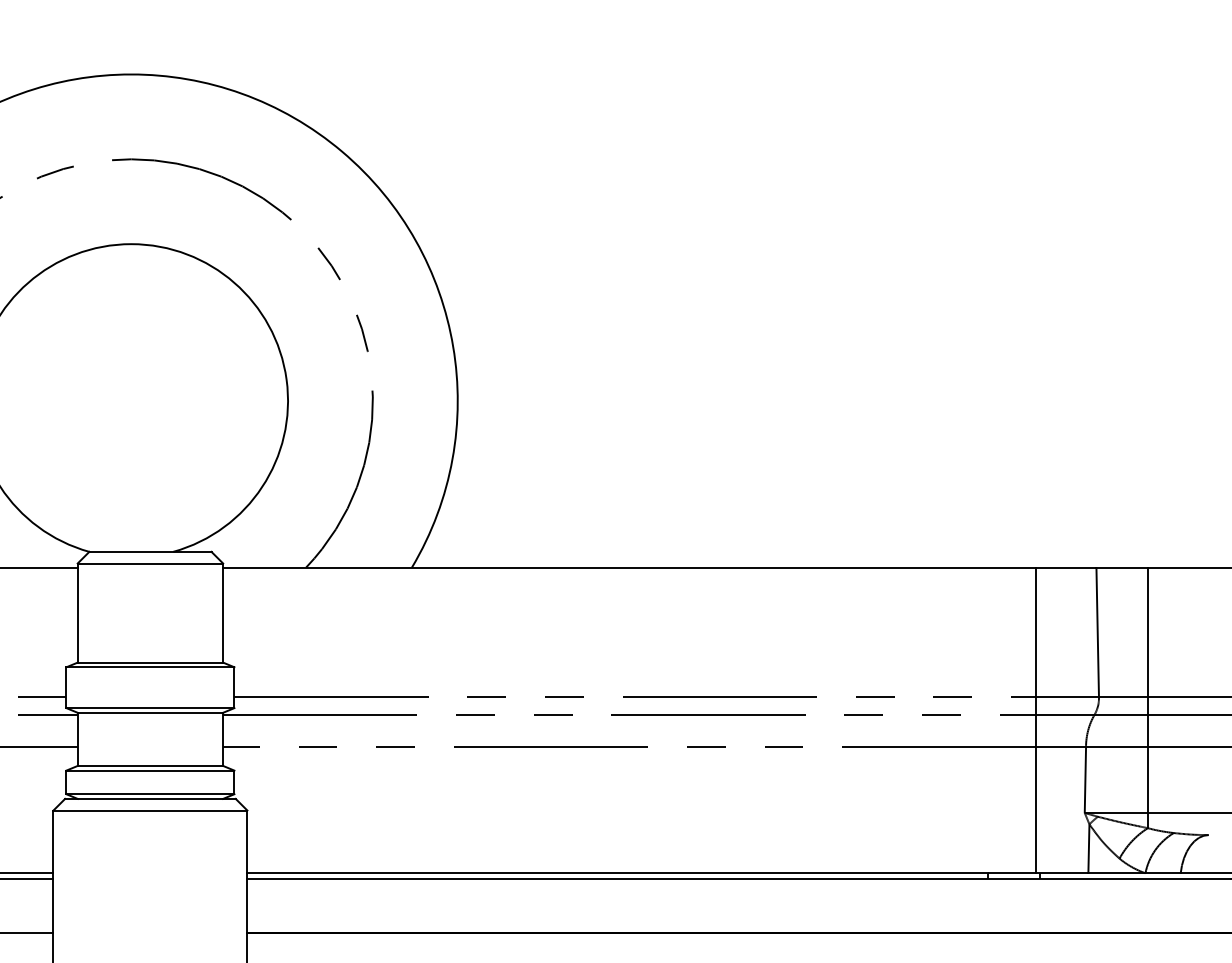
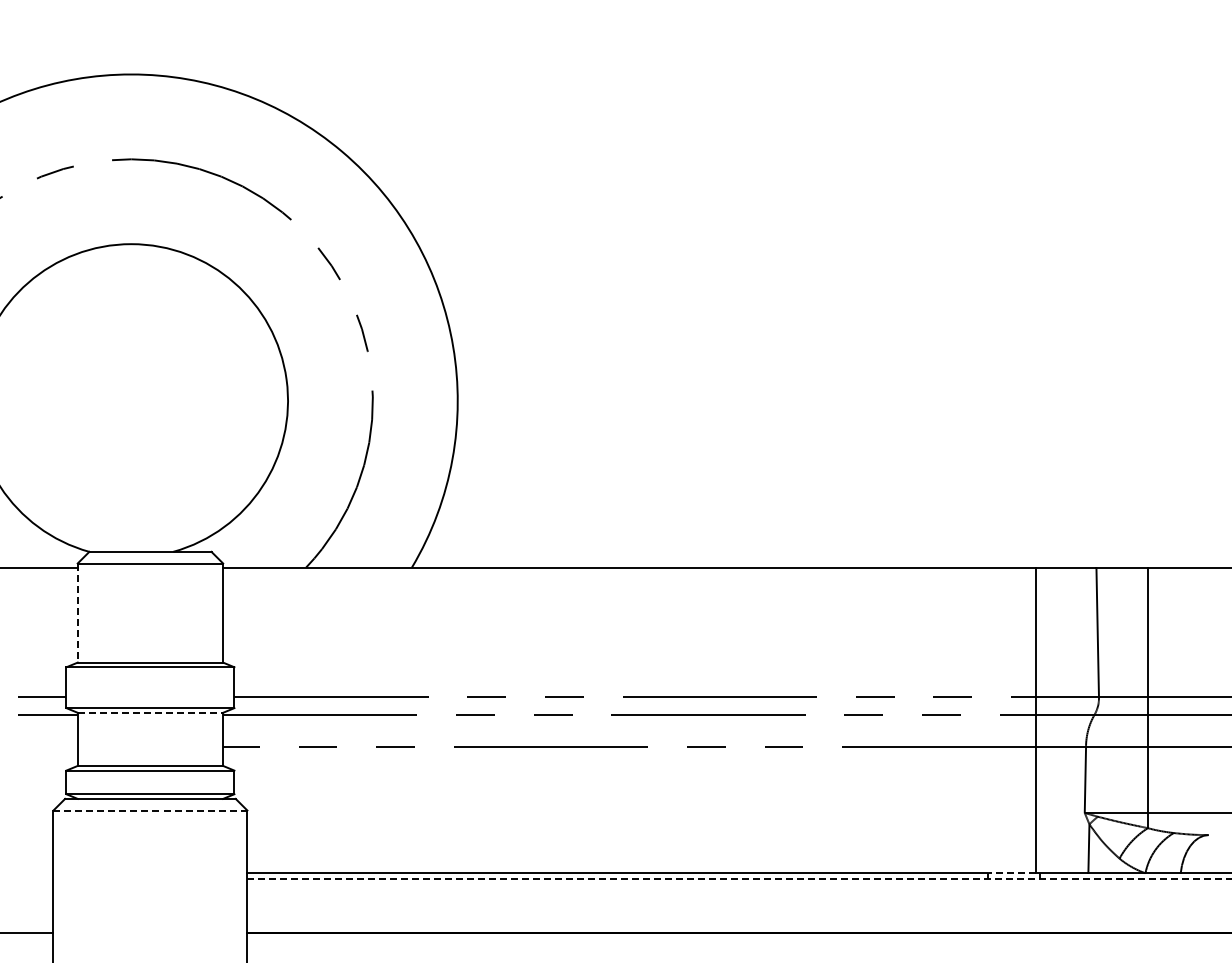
line: solid -> dashed (77, 613)
line: solid -> dashed (150, 712)
line: present -> none (39, 747)
line: solid -> dashed (150, 810)
line: present -> none (27, 873)
line: solid -> dashed (1012, 873)
line: present -> none (27, 879)
line: solid -> dashed (739, 879)
